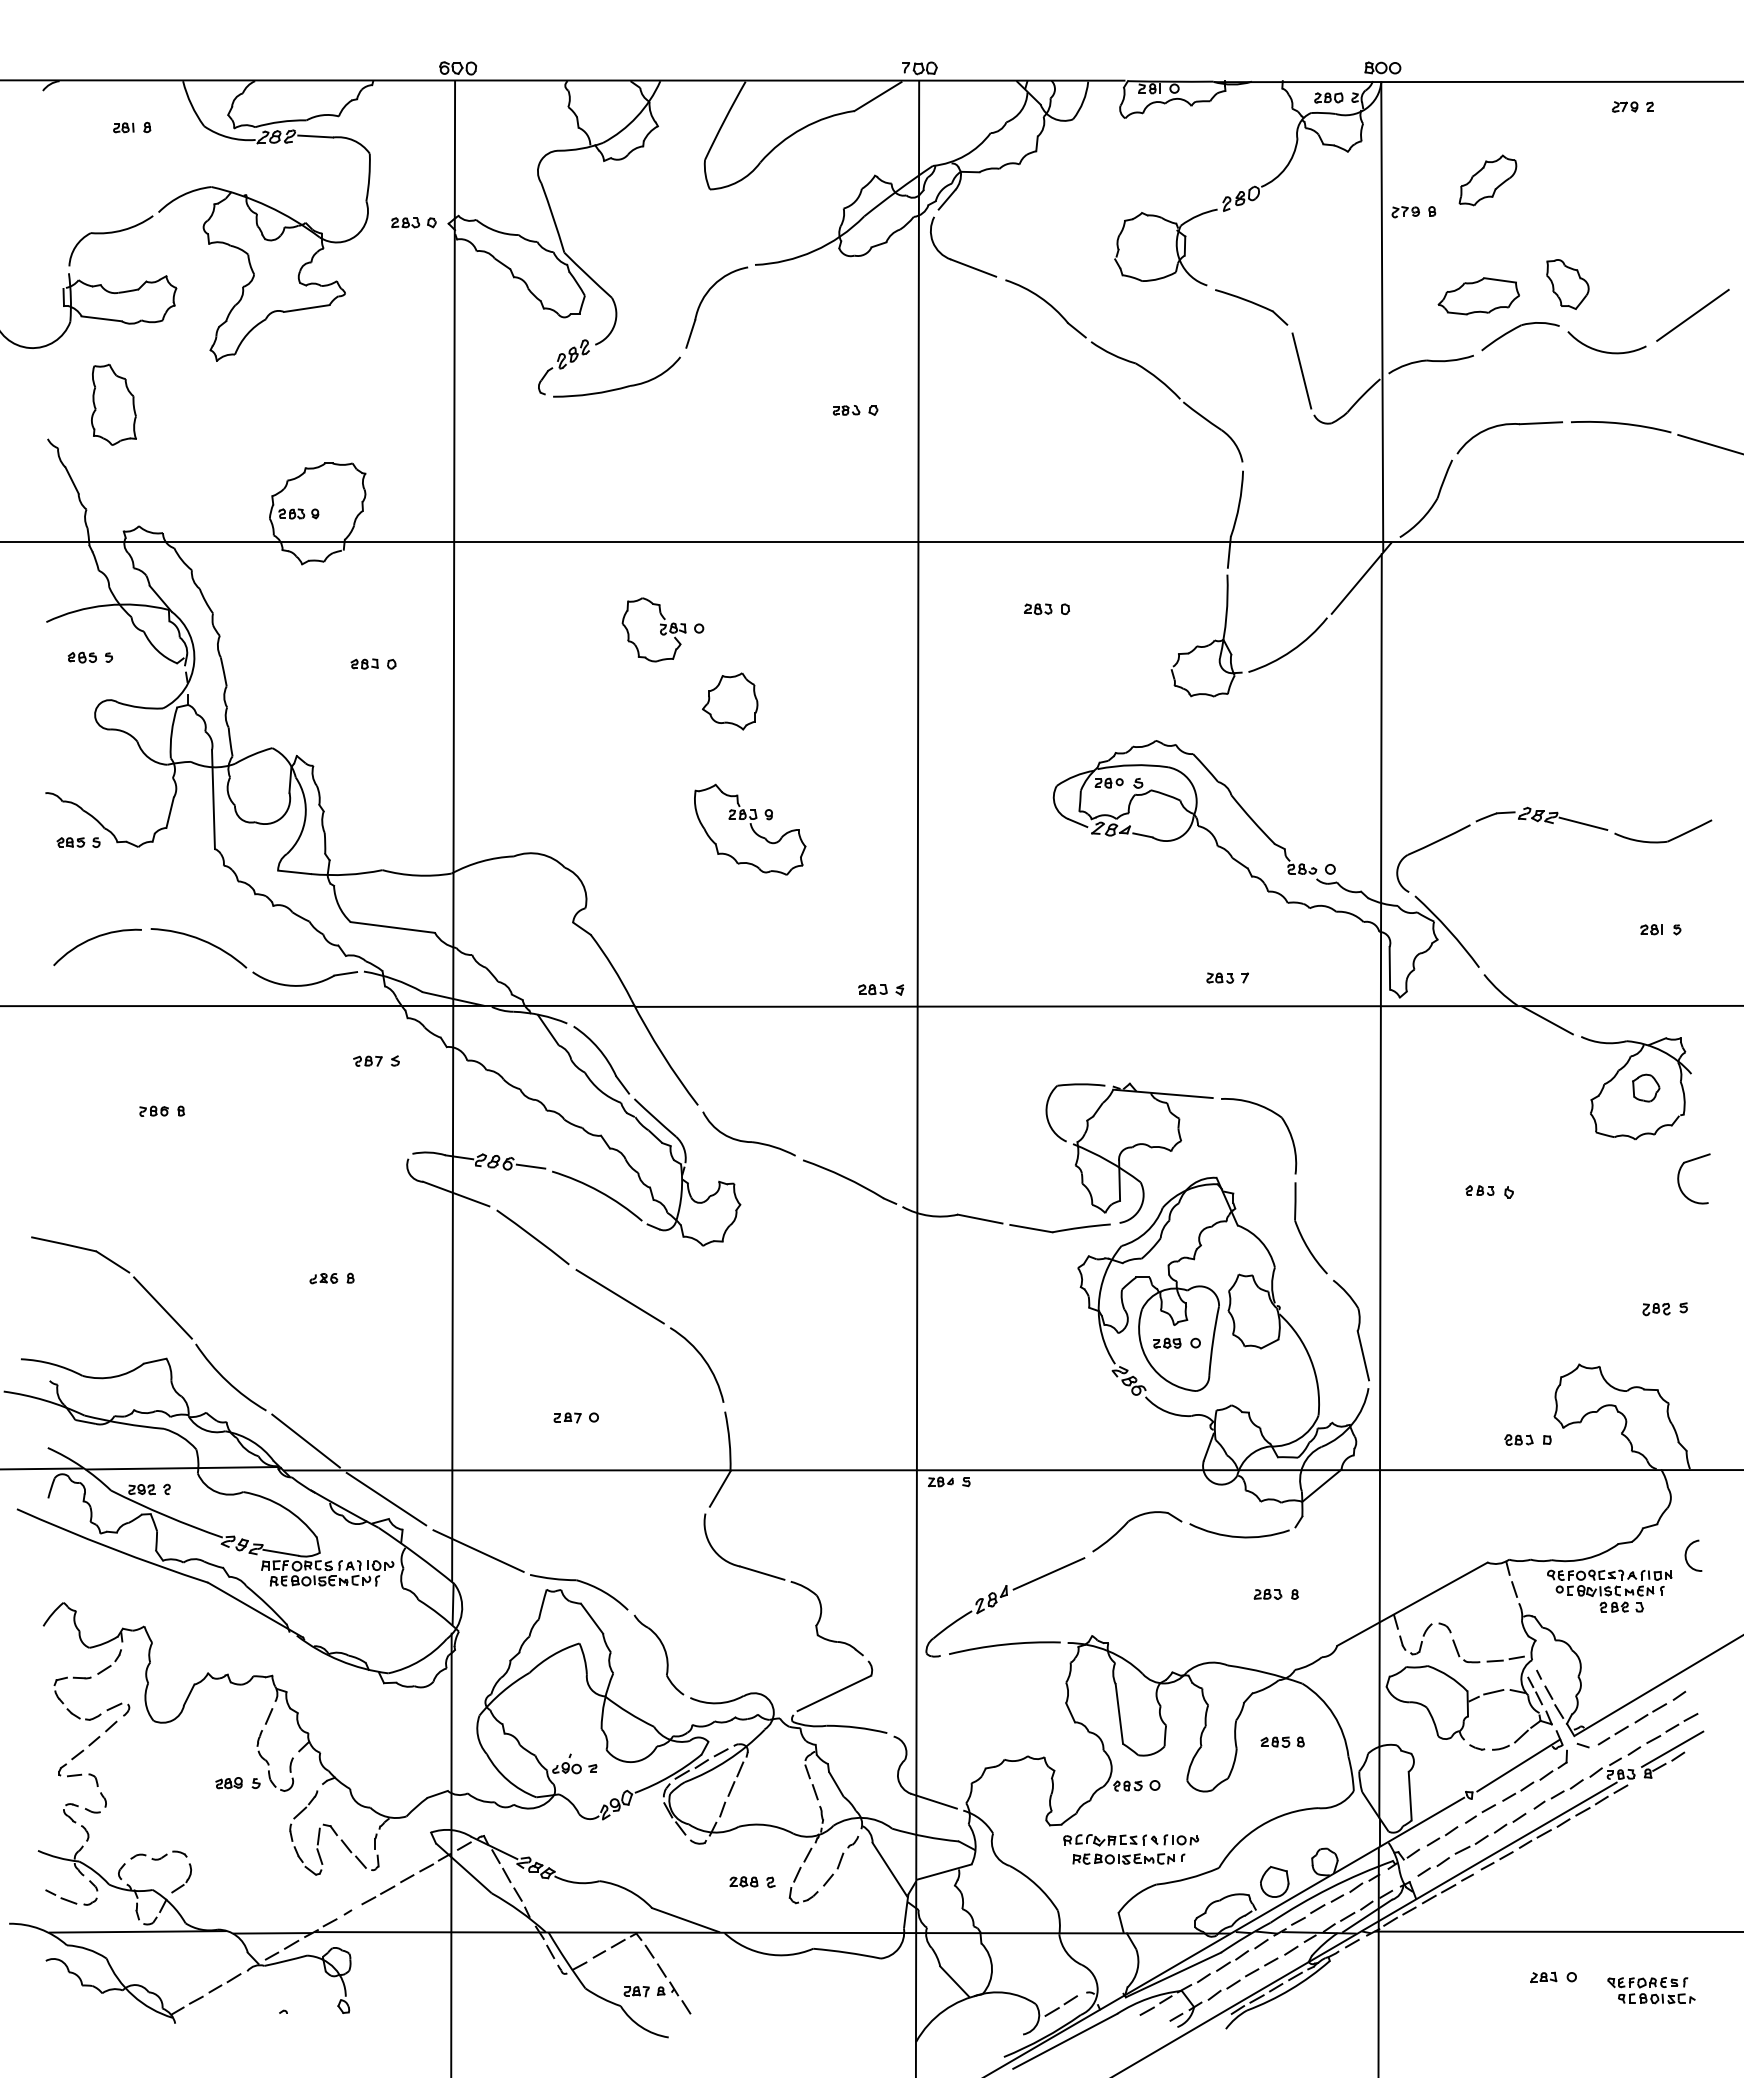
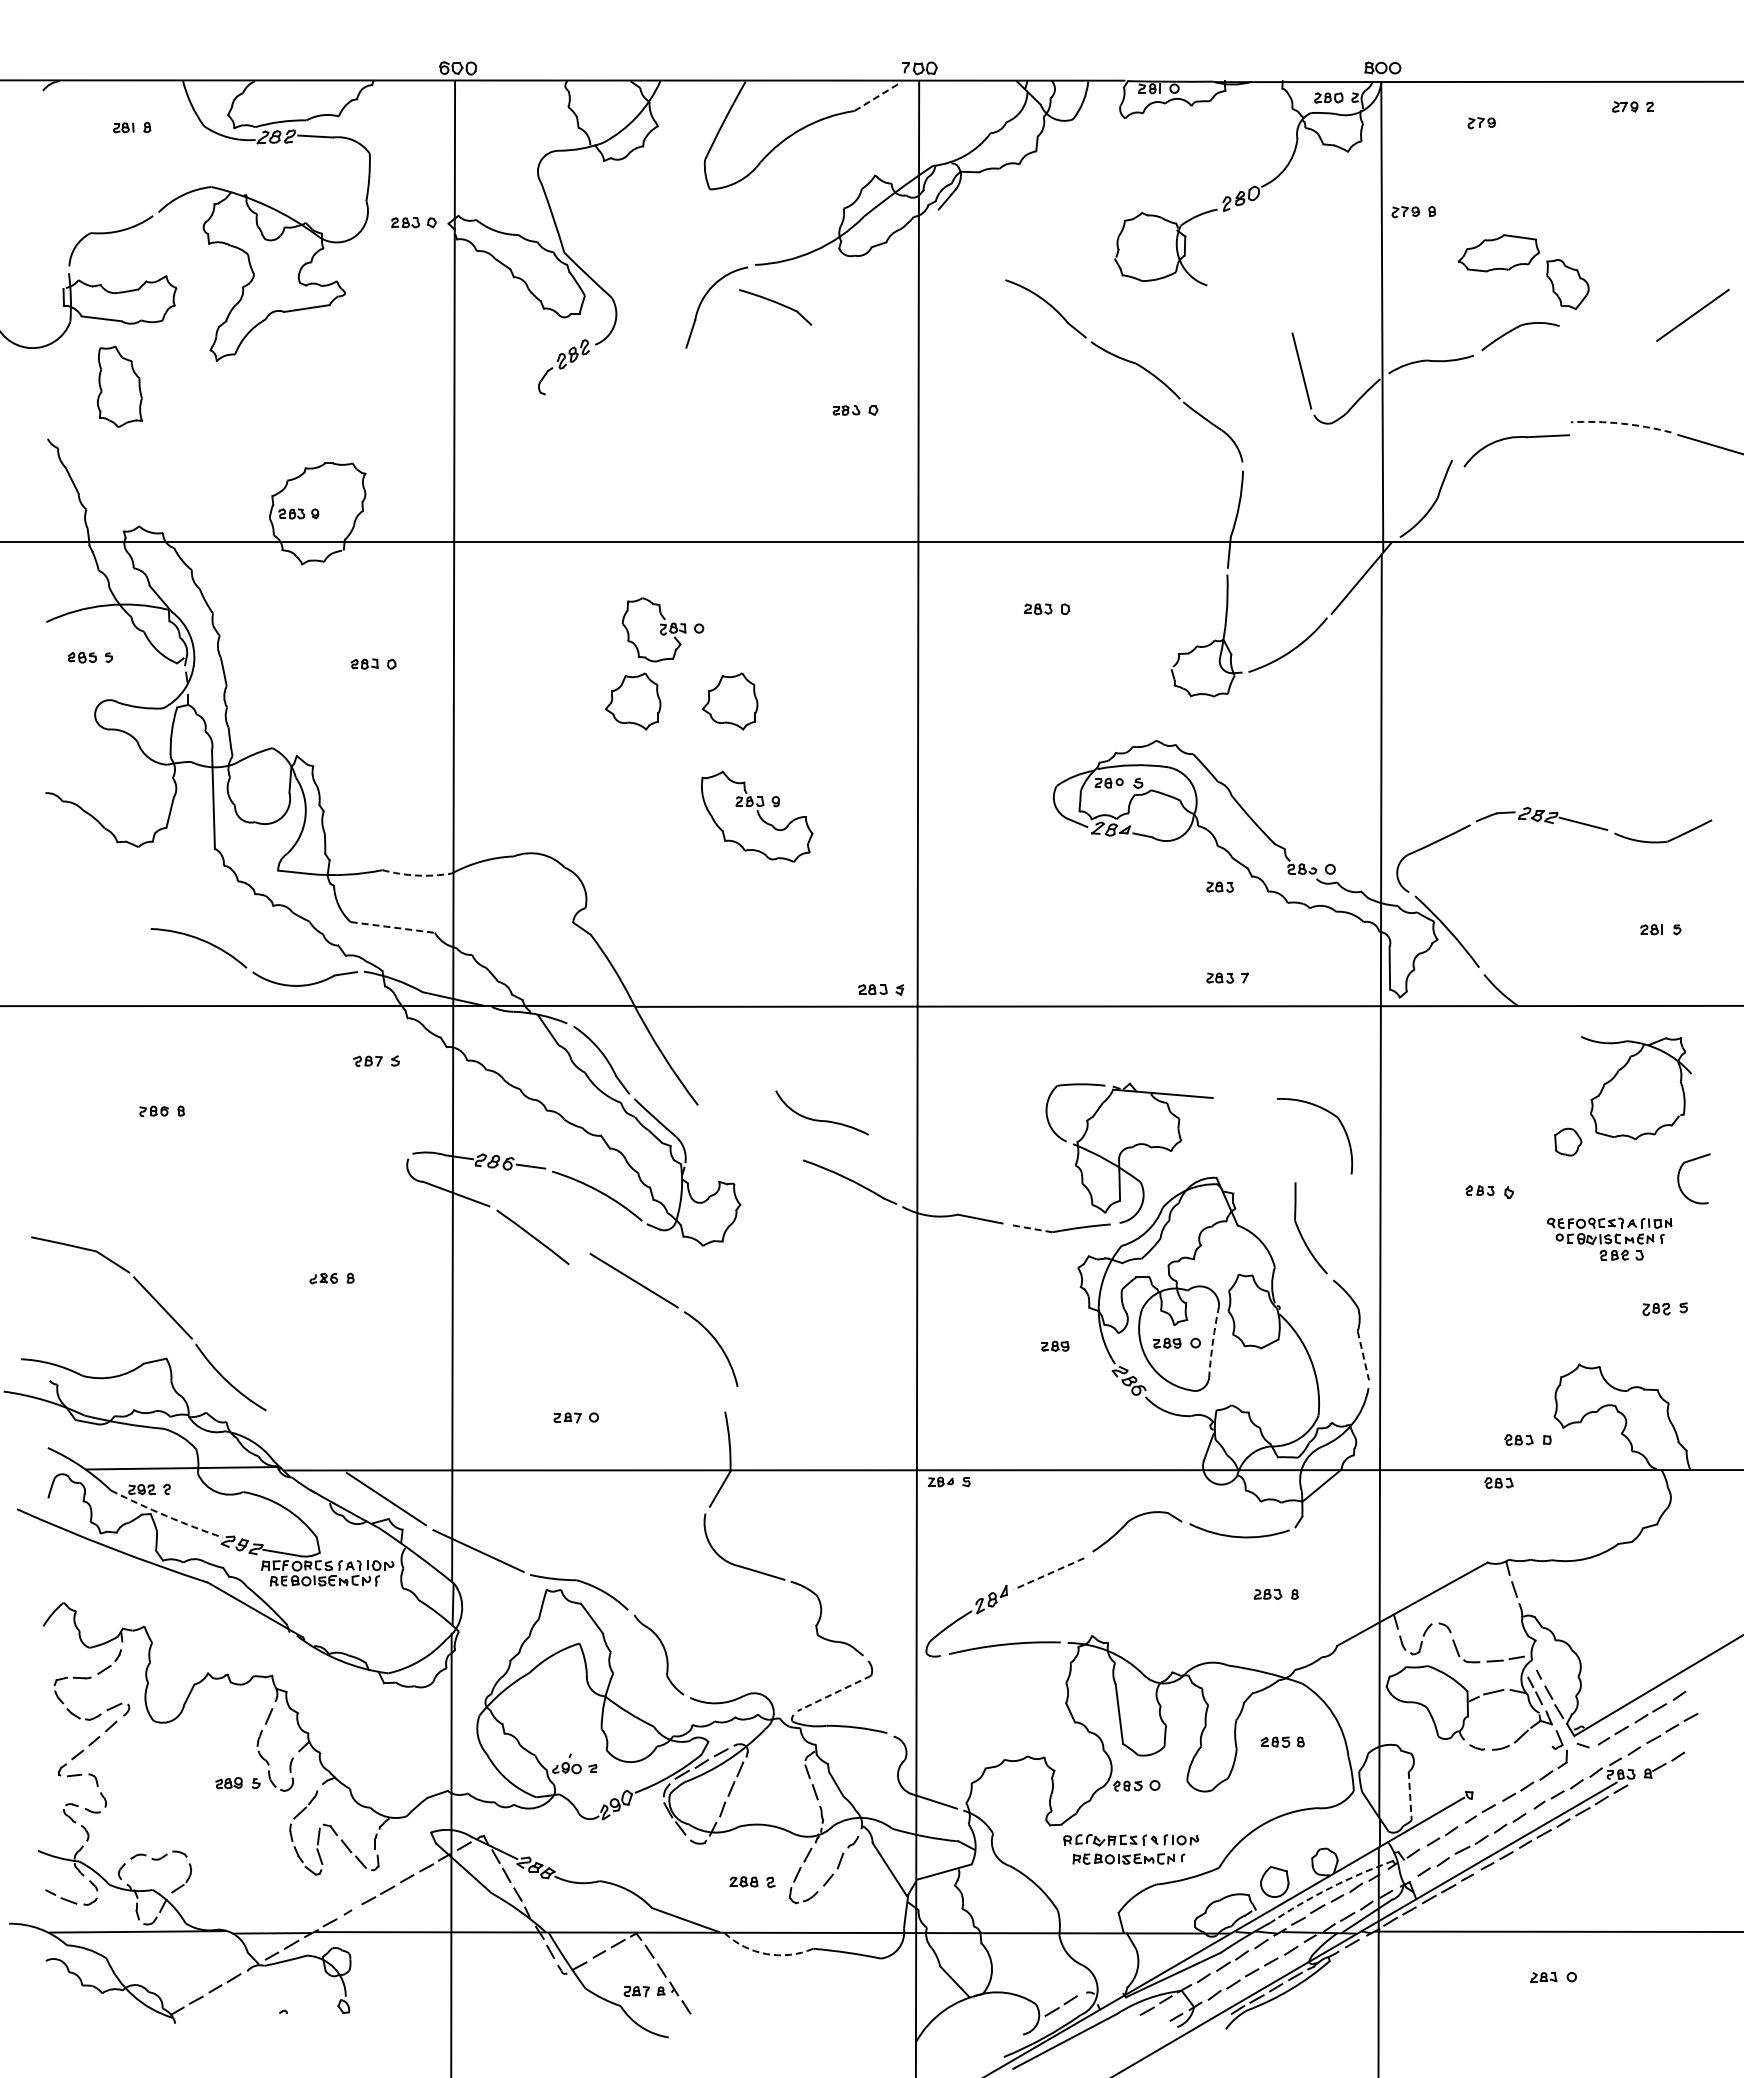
line: solid -> dashed (878, 96)
part: none -> present (1481, 123)
part: present -> none (1487, 180)
part: present -> none (959, 261)
part position: (1478, 296) -> (1498, 253) (1498, 253)
part position: (1251, 307) -> (775, 307) (775, 307)
arc: present -> none (1602, 350)
part: present -> none (619, 387)
part position: (113, 404) -> (119, 386) (119, 386)
arc: solid -> dashed (1621, 423)
part position: (1509, 425) -> (1516, 438) (1516, 438)
part: none -> present (633, 701)
part position: (750, 829) -> (757, 816) (757, 816)
part: present -> none (78, 842)
arc: solid -> dashed (416, 875)
part: none -> present (1220, 886)
line: solid -> dashed (393, 927)
arc: present -> none (93, 939)
line: present -> none (1546, 1020)
part position: (1646, 1087) -> (1568, 1141) (1568, 1141)
part position: (1273, 1113) -> (1329, 1113) (1329, 1113)
part position: (746, 1140) -> (819, 1119) (819, 1119)
line: solid -> dashed (1030, 1228)
part position: (656, 1320) -> (670, 1304) (670, 1304)
arc: solid -> dashed (1213, 1340)
part: none -> present (1055, 1345)
line: solid -> dashed (1363, 1356)
line: present -> none (305, 1440)
line: present -> none (42, 1468)
part: none -> present (1498, 1482)
arc: solid -> dashed (166, 1515)
arc: present -> none (1686, 1555)
line: solid -> dashed (1049, 1573)
part position: (1609, 1590) -> (1609, 1238) (1609, 1238)
line: solid -> dashed (834, 1693)
line: present -> none (1672, 1748)
line: present -> none (1518, 1765)
line: solid -> dashed (1410, 1796)
arc: solid -> dashed (1329, 1888)
arc: solid -> dashed (766, 1954)
part: present -> none (1651, 1990)
